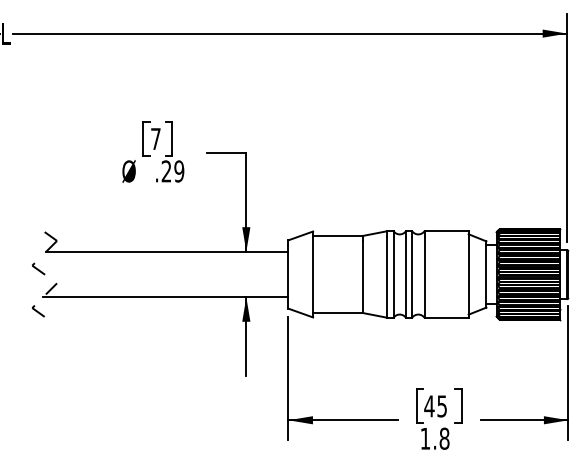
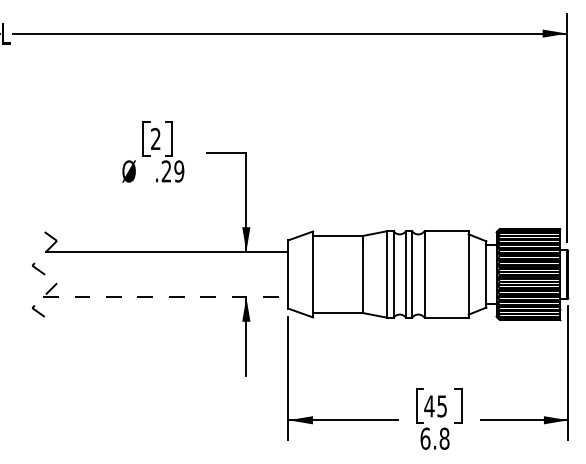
text: 7 -> 2 (155, 138)
line: solid -> dashed (165, 297)
text: 1.8 -> 6.8 (425, 438)
